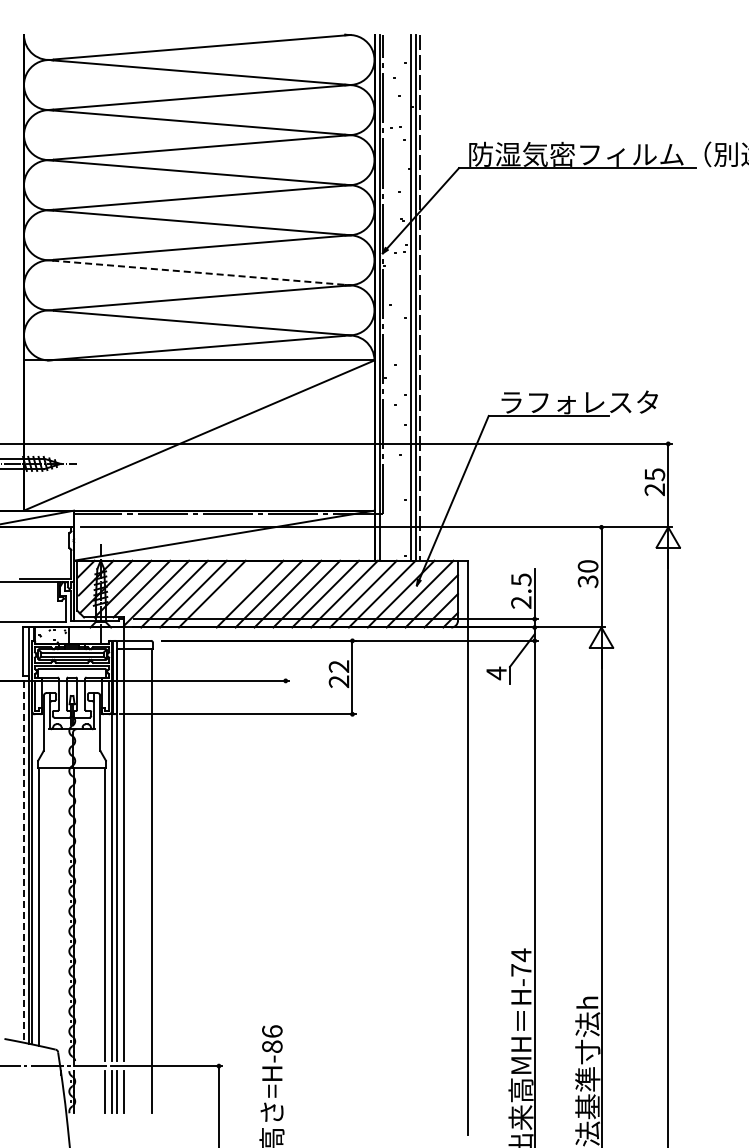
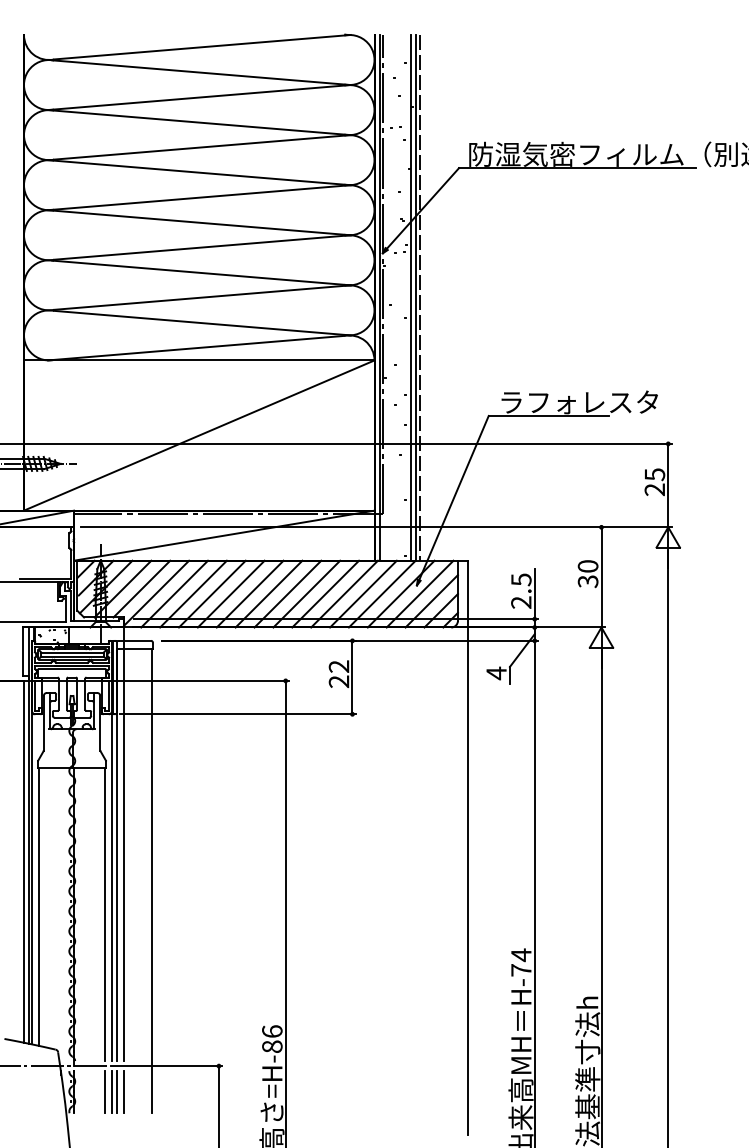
line: dashed -> solid (201, 272)
line: none -> present (230, 593)
line: dashed -> solid (24, 861)
line: none -> present (285, 912)
